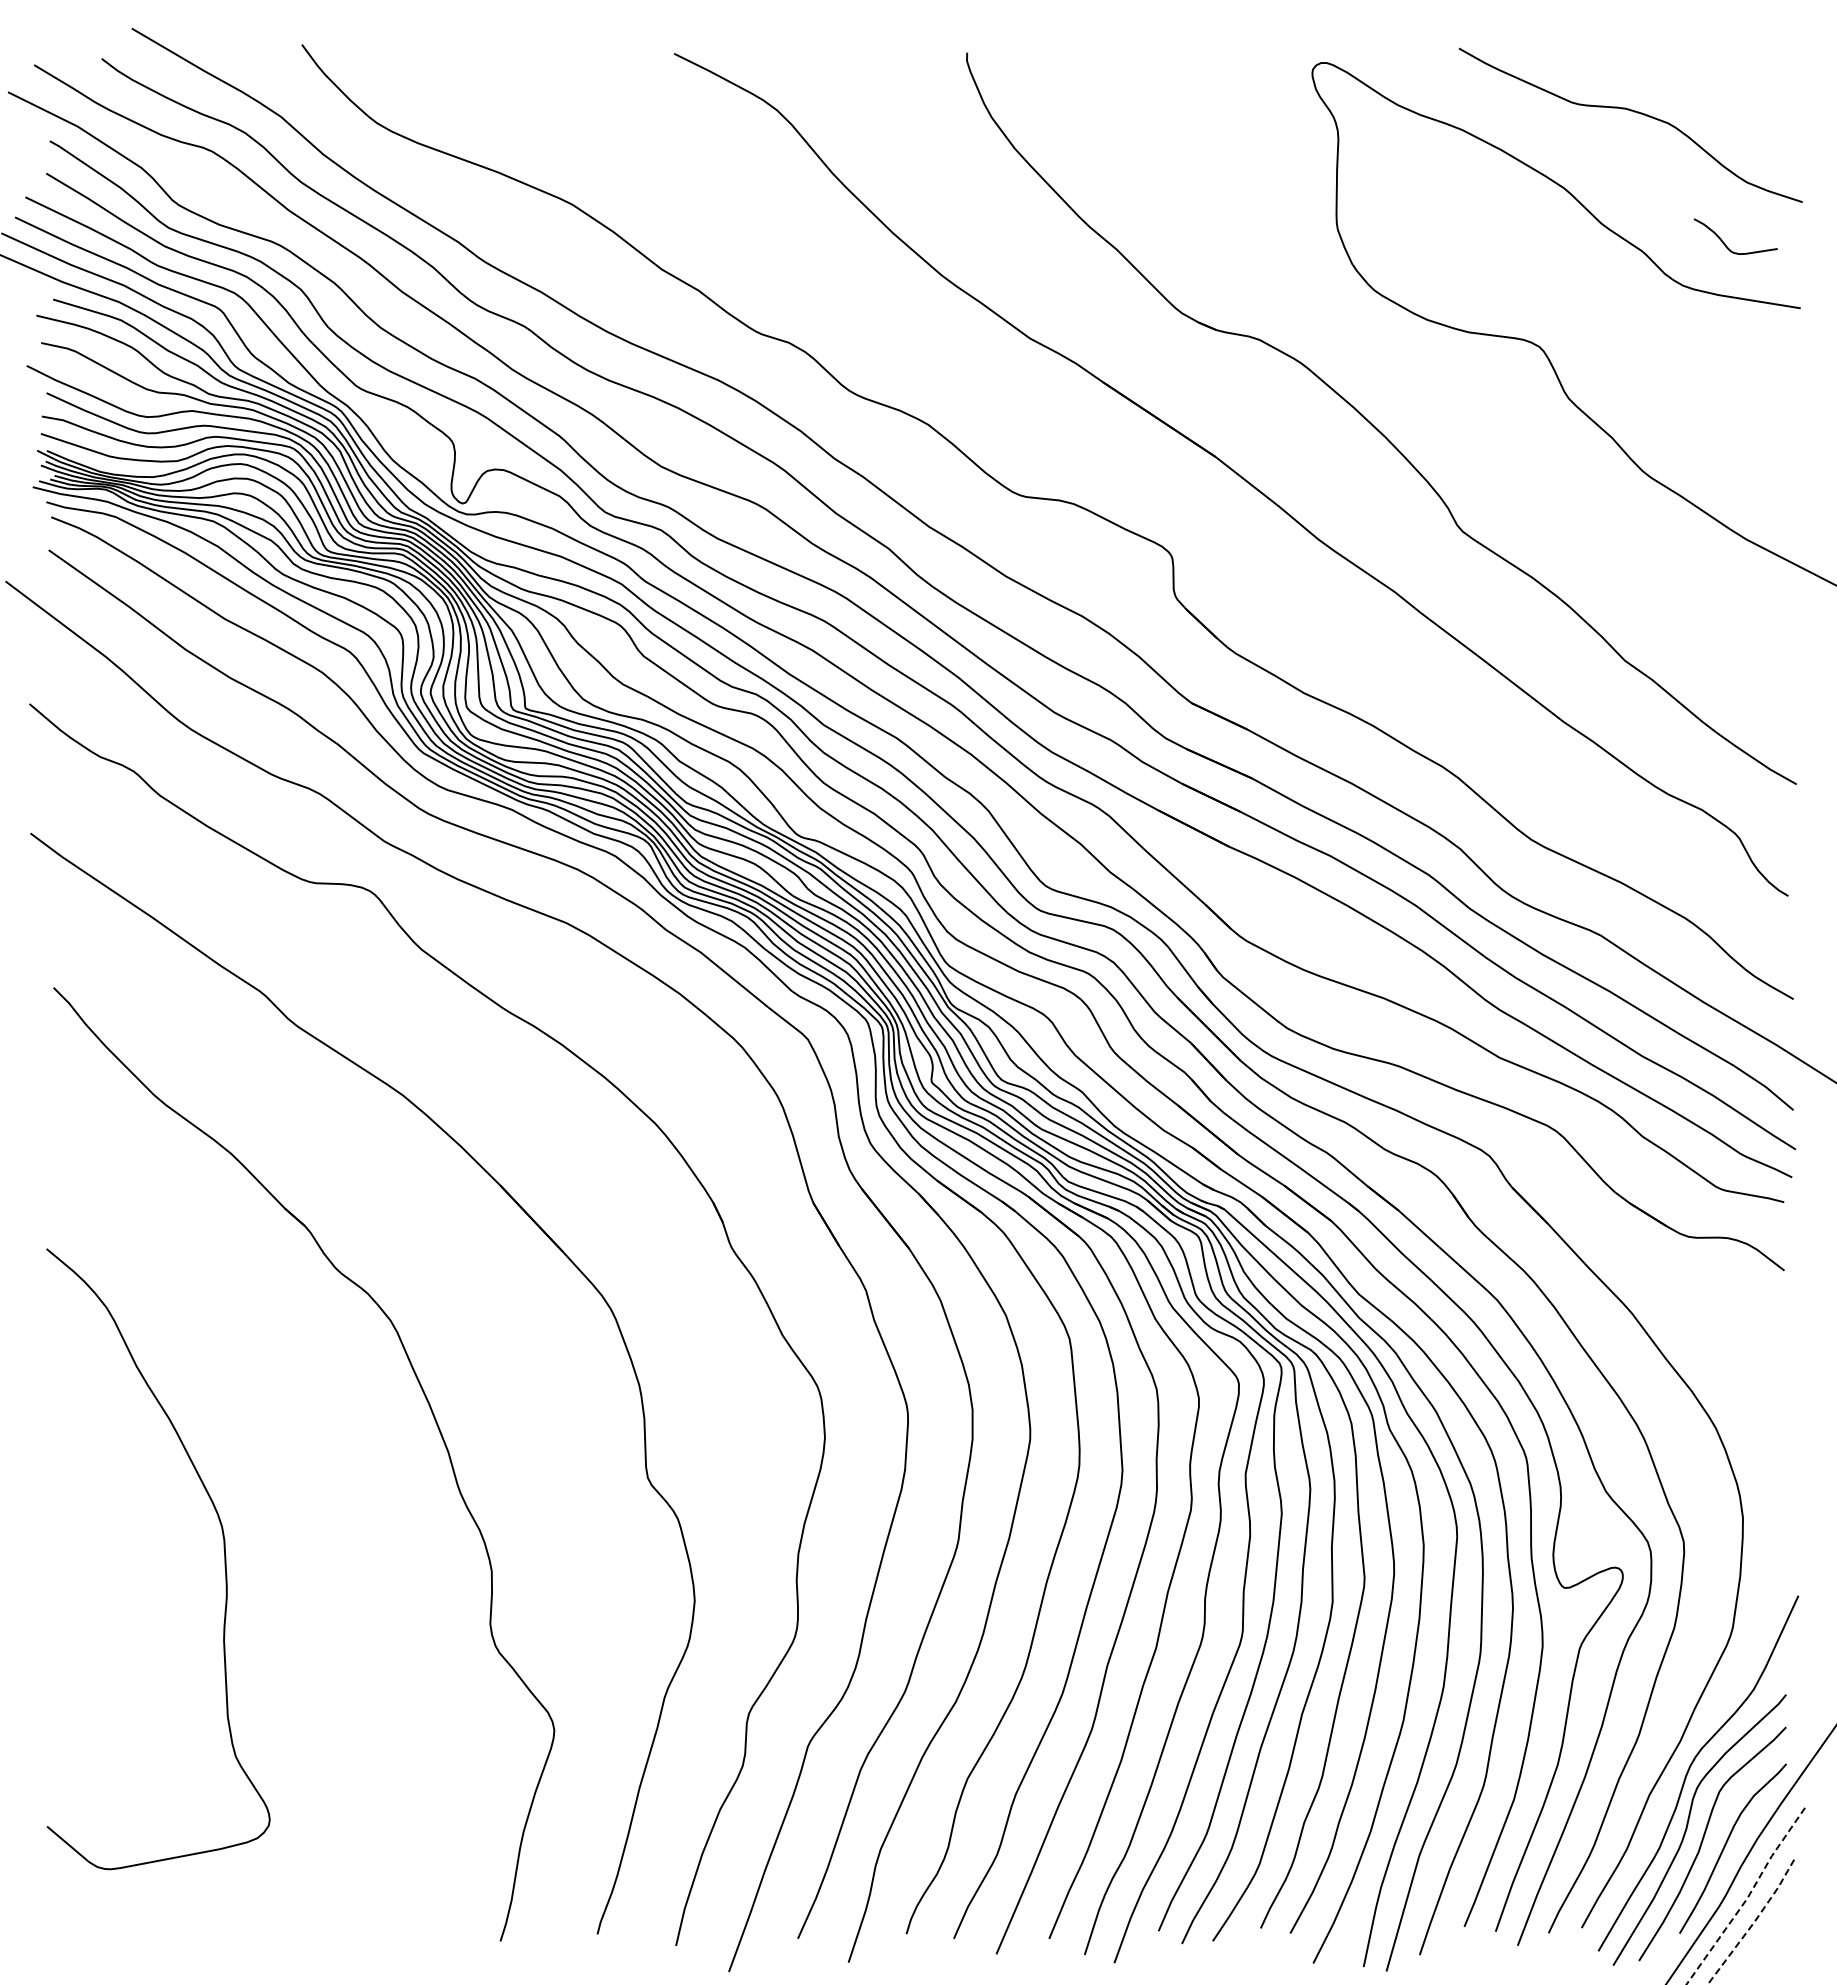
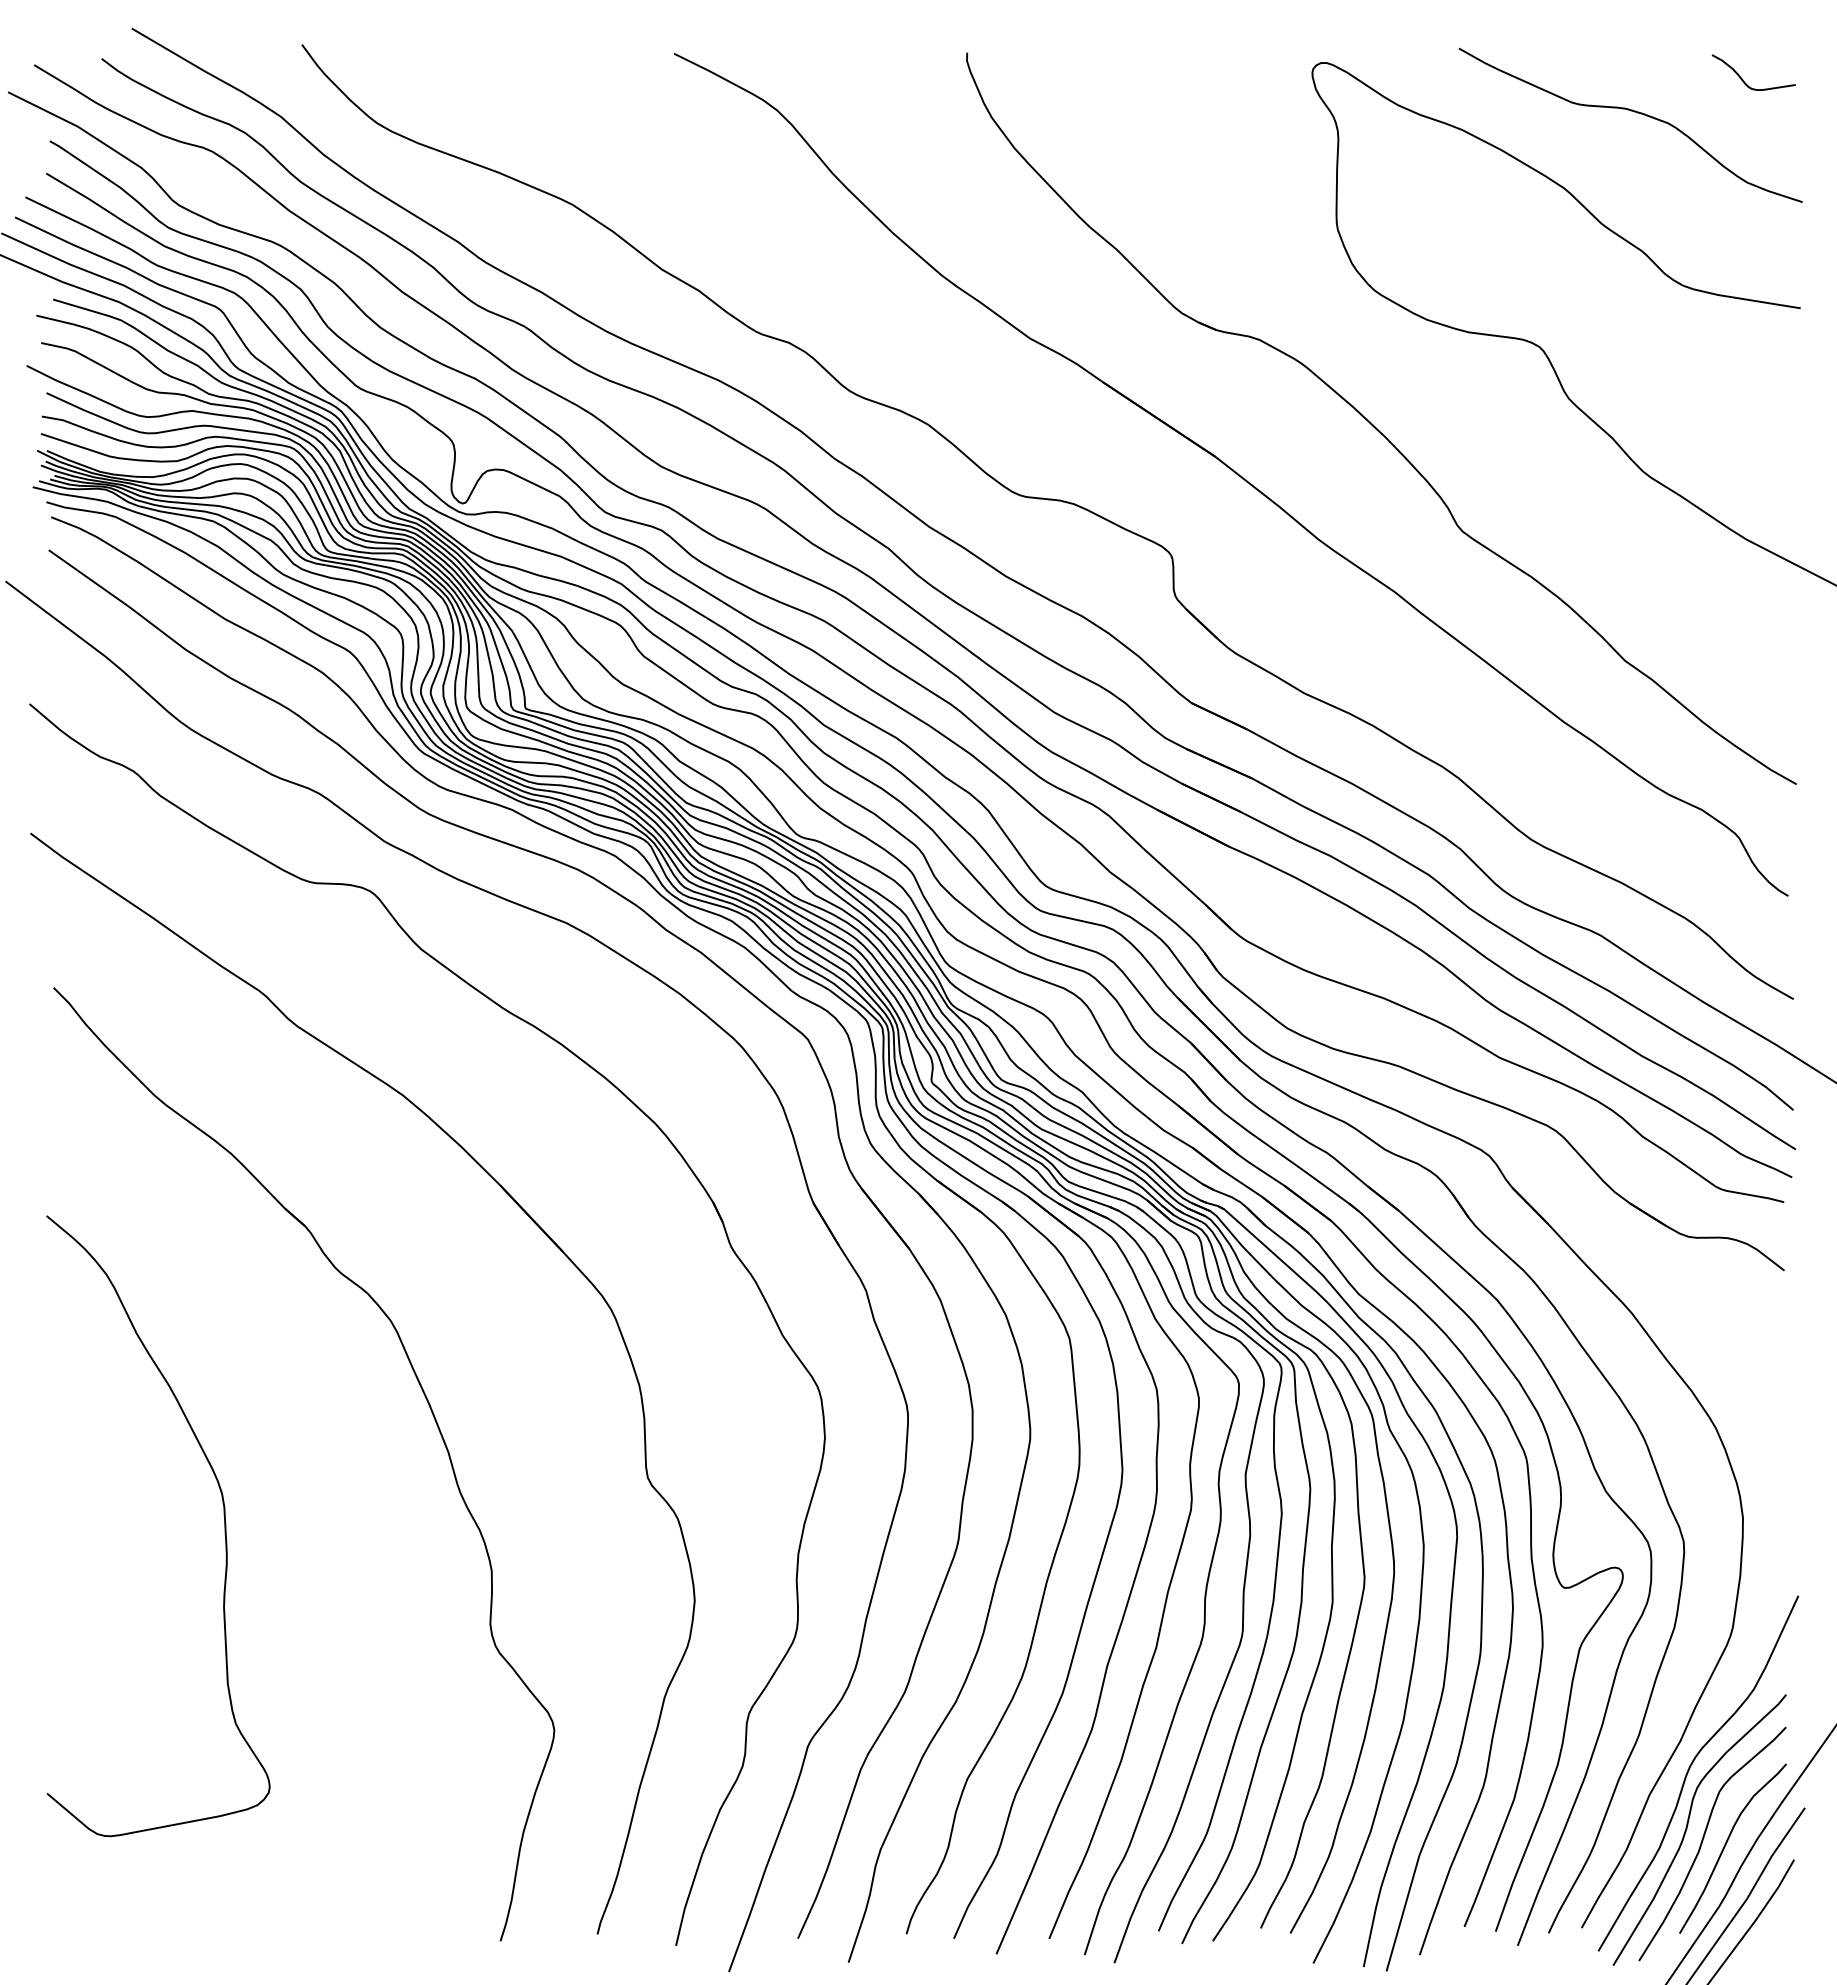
curve position: (1725, 243) -> (1743, 79) (1743, 79)
curve position: (223, 1548) -> (223, 1515) (223, 1515)
line: dashed -> solid (1748, 1897)
line: dashed -> solid (1754, 1922)
